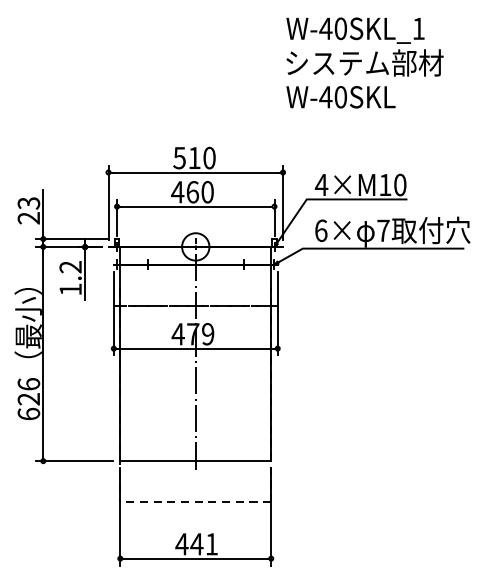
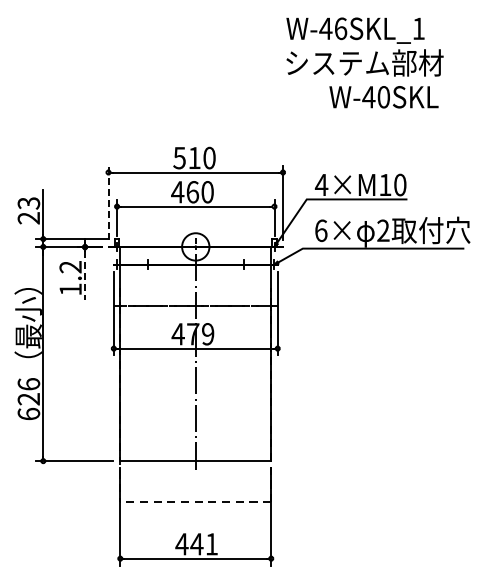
text: W-40SKL_1 -> W-46SKL_1 (340, 28)
text position: (340, 97) -> (383, 97) (383, 97)
line: solid -> dashed (108, 202)
text: 7 -> 2 (383, 230)
line: solid -> dashed (85, 276)
